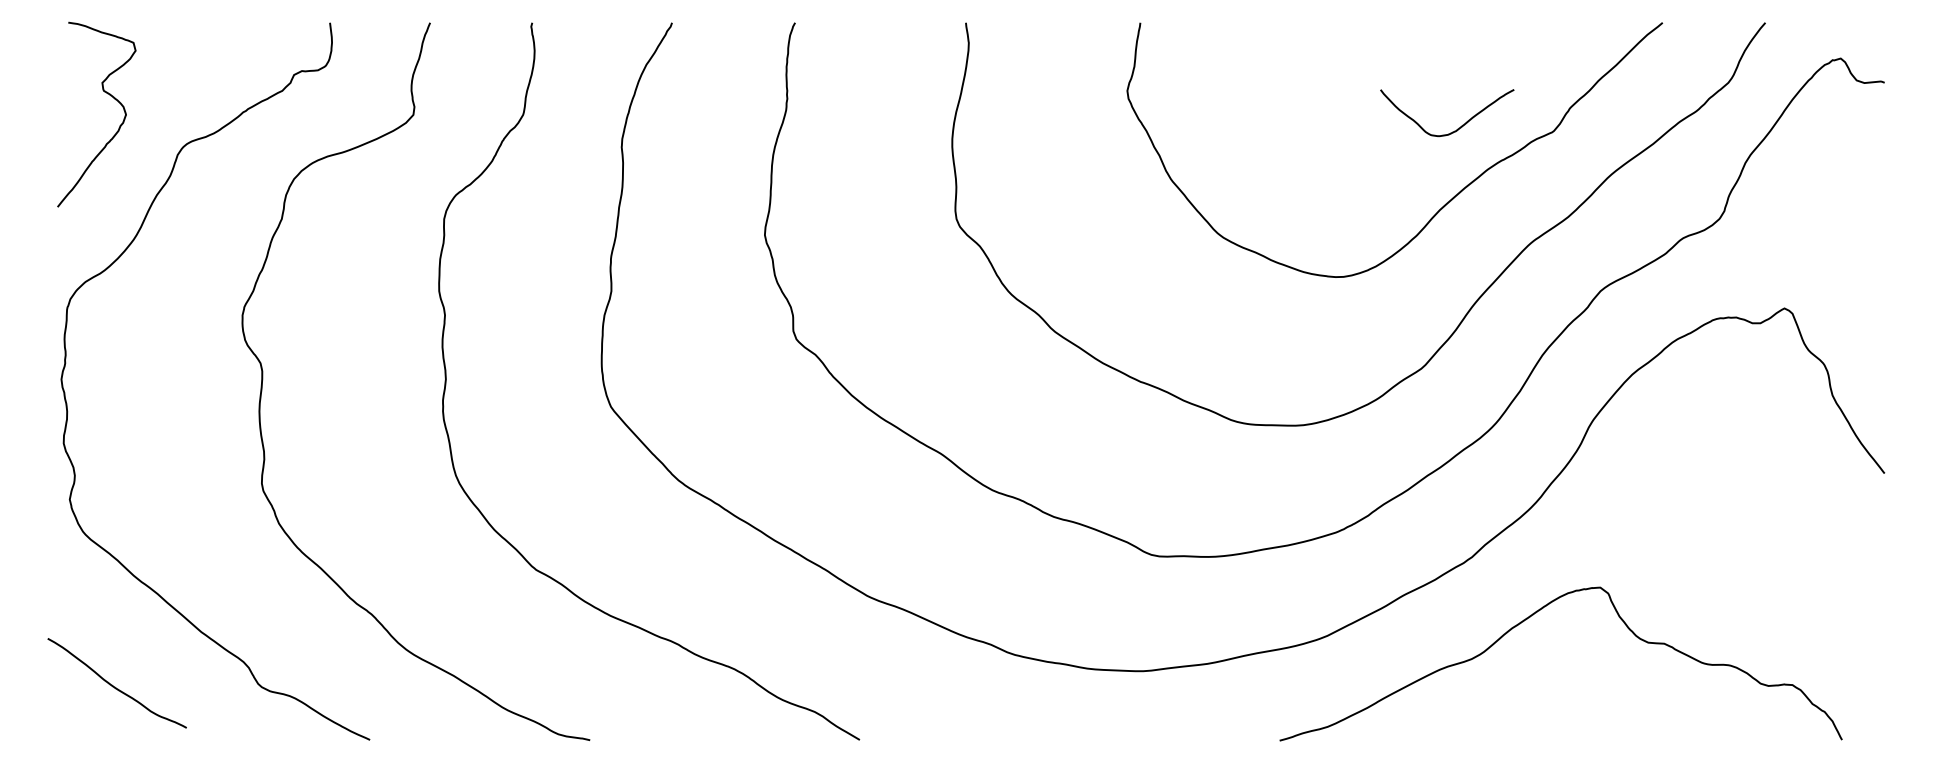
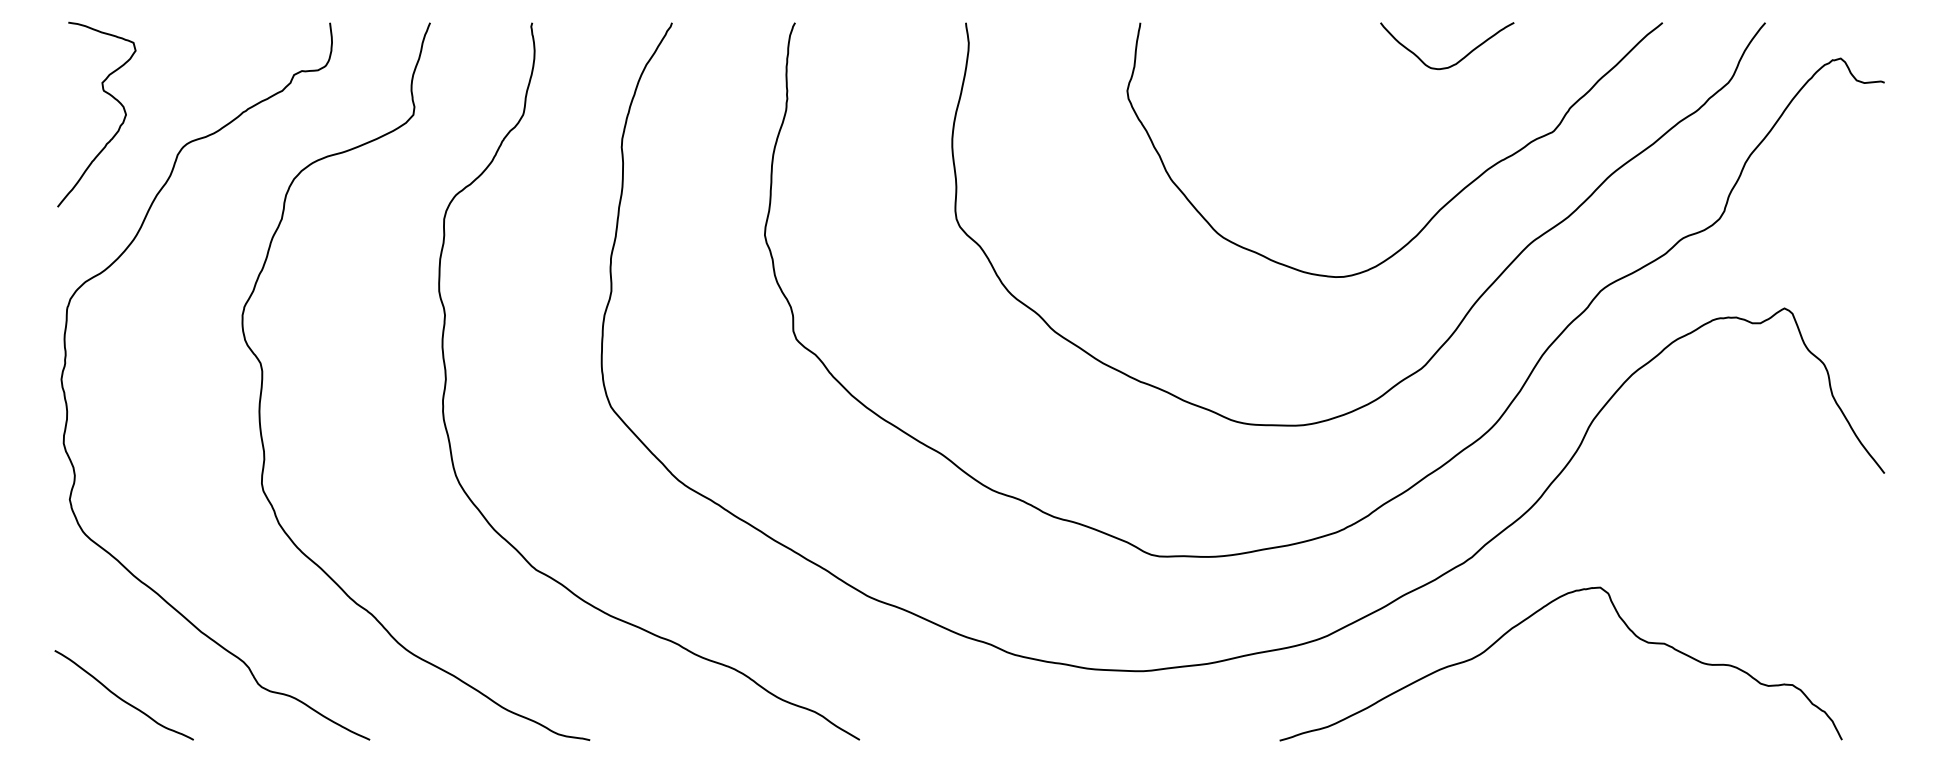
curve position: (1457, 128) -> (1457, 61) (1457, 61)
curve position: (113, 685) -> (120, 697) (120, 697)
